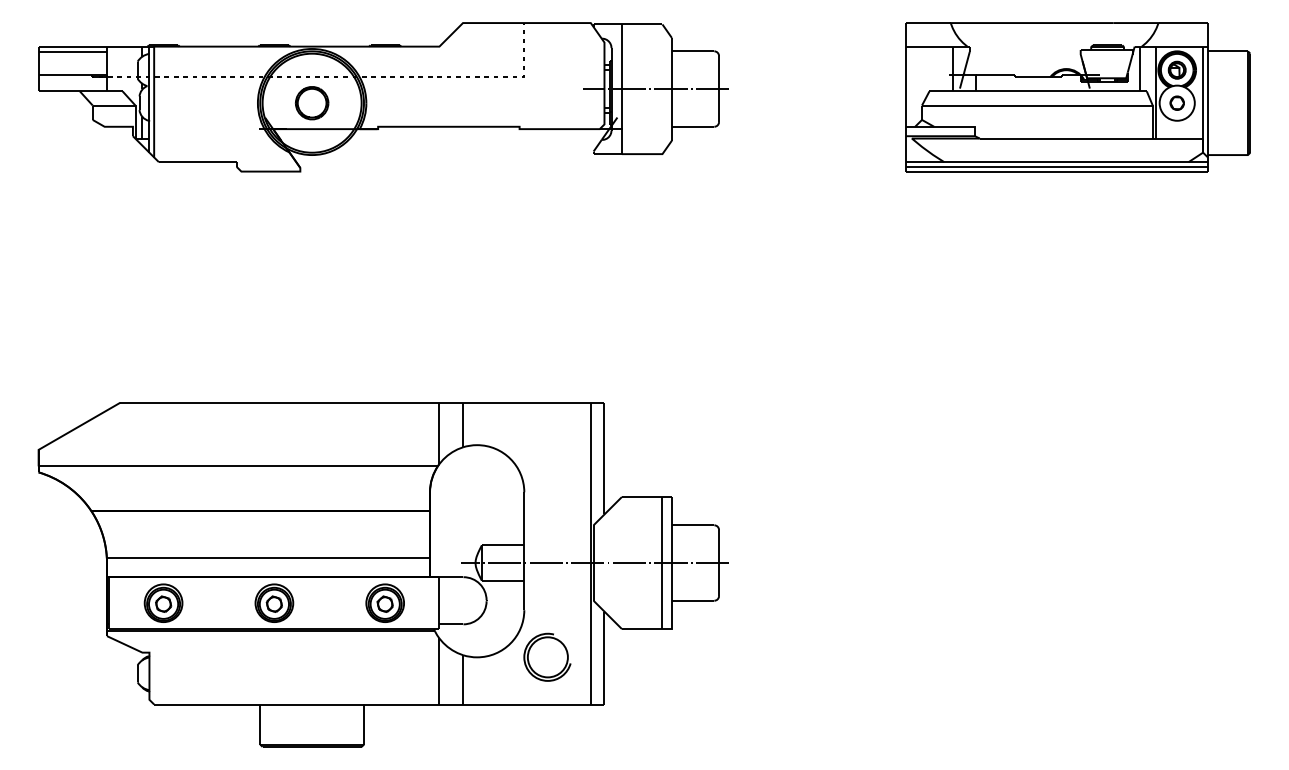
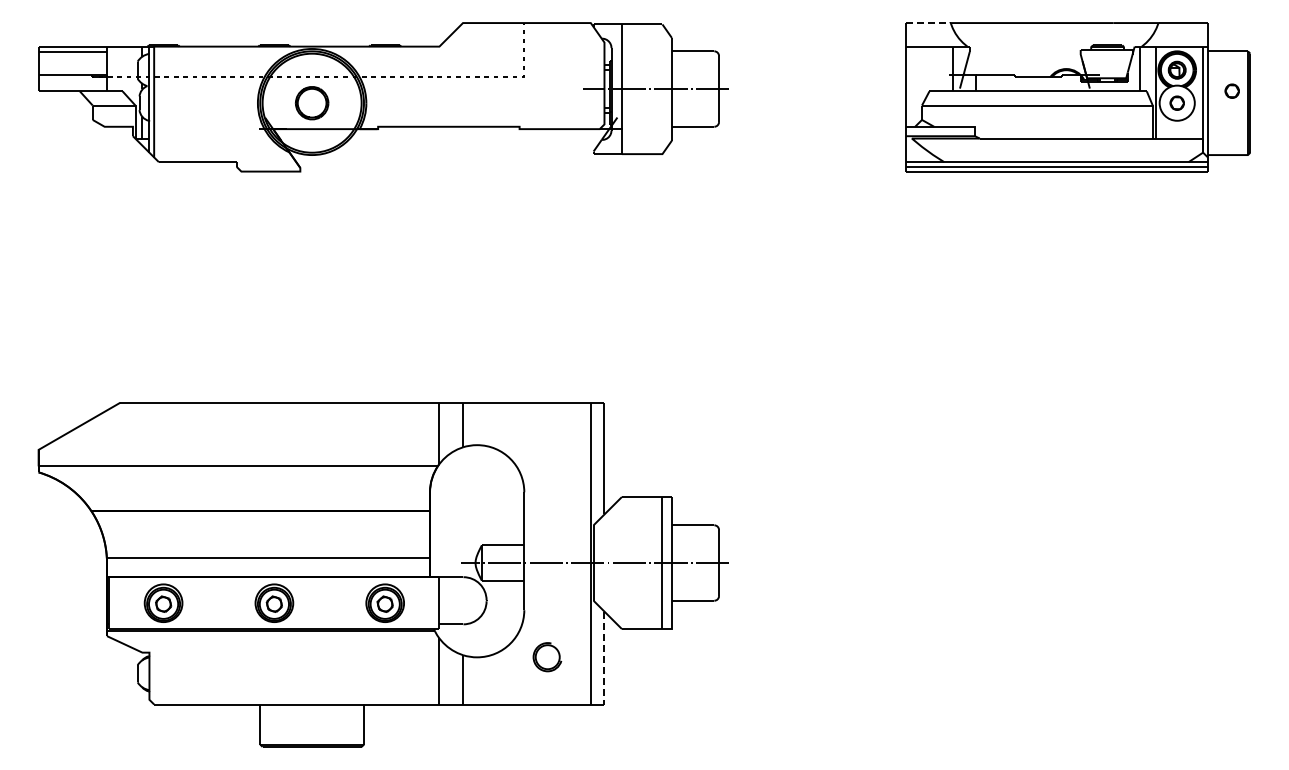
line: solid -> dashed (928, 23)
part: none -> present (1231, 90)
part size: 49x50 px -> 31x31 px (547, 657)
line: solid -> dashed (604, 658)
